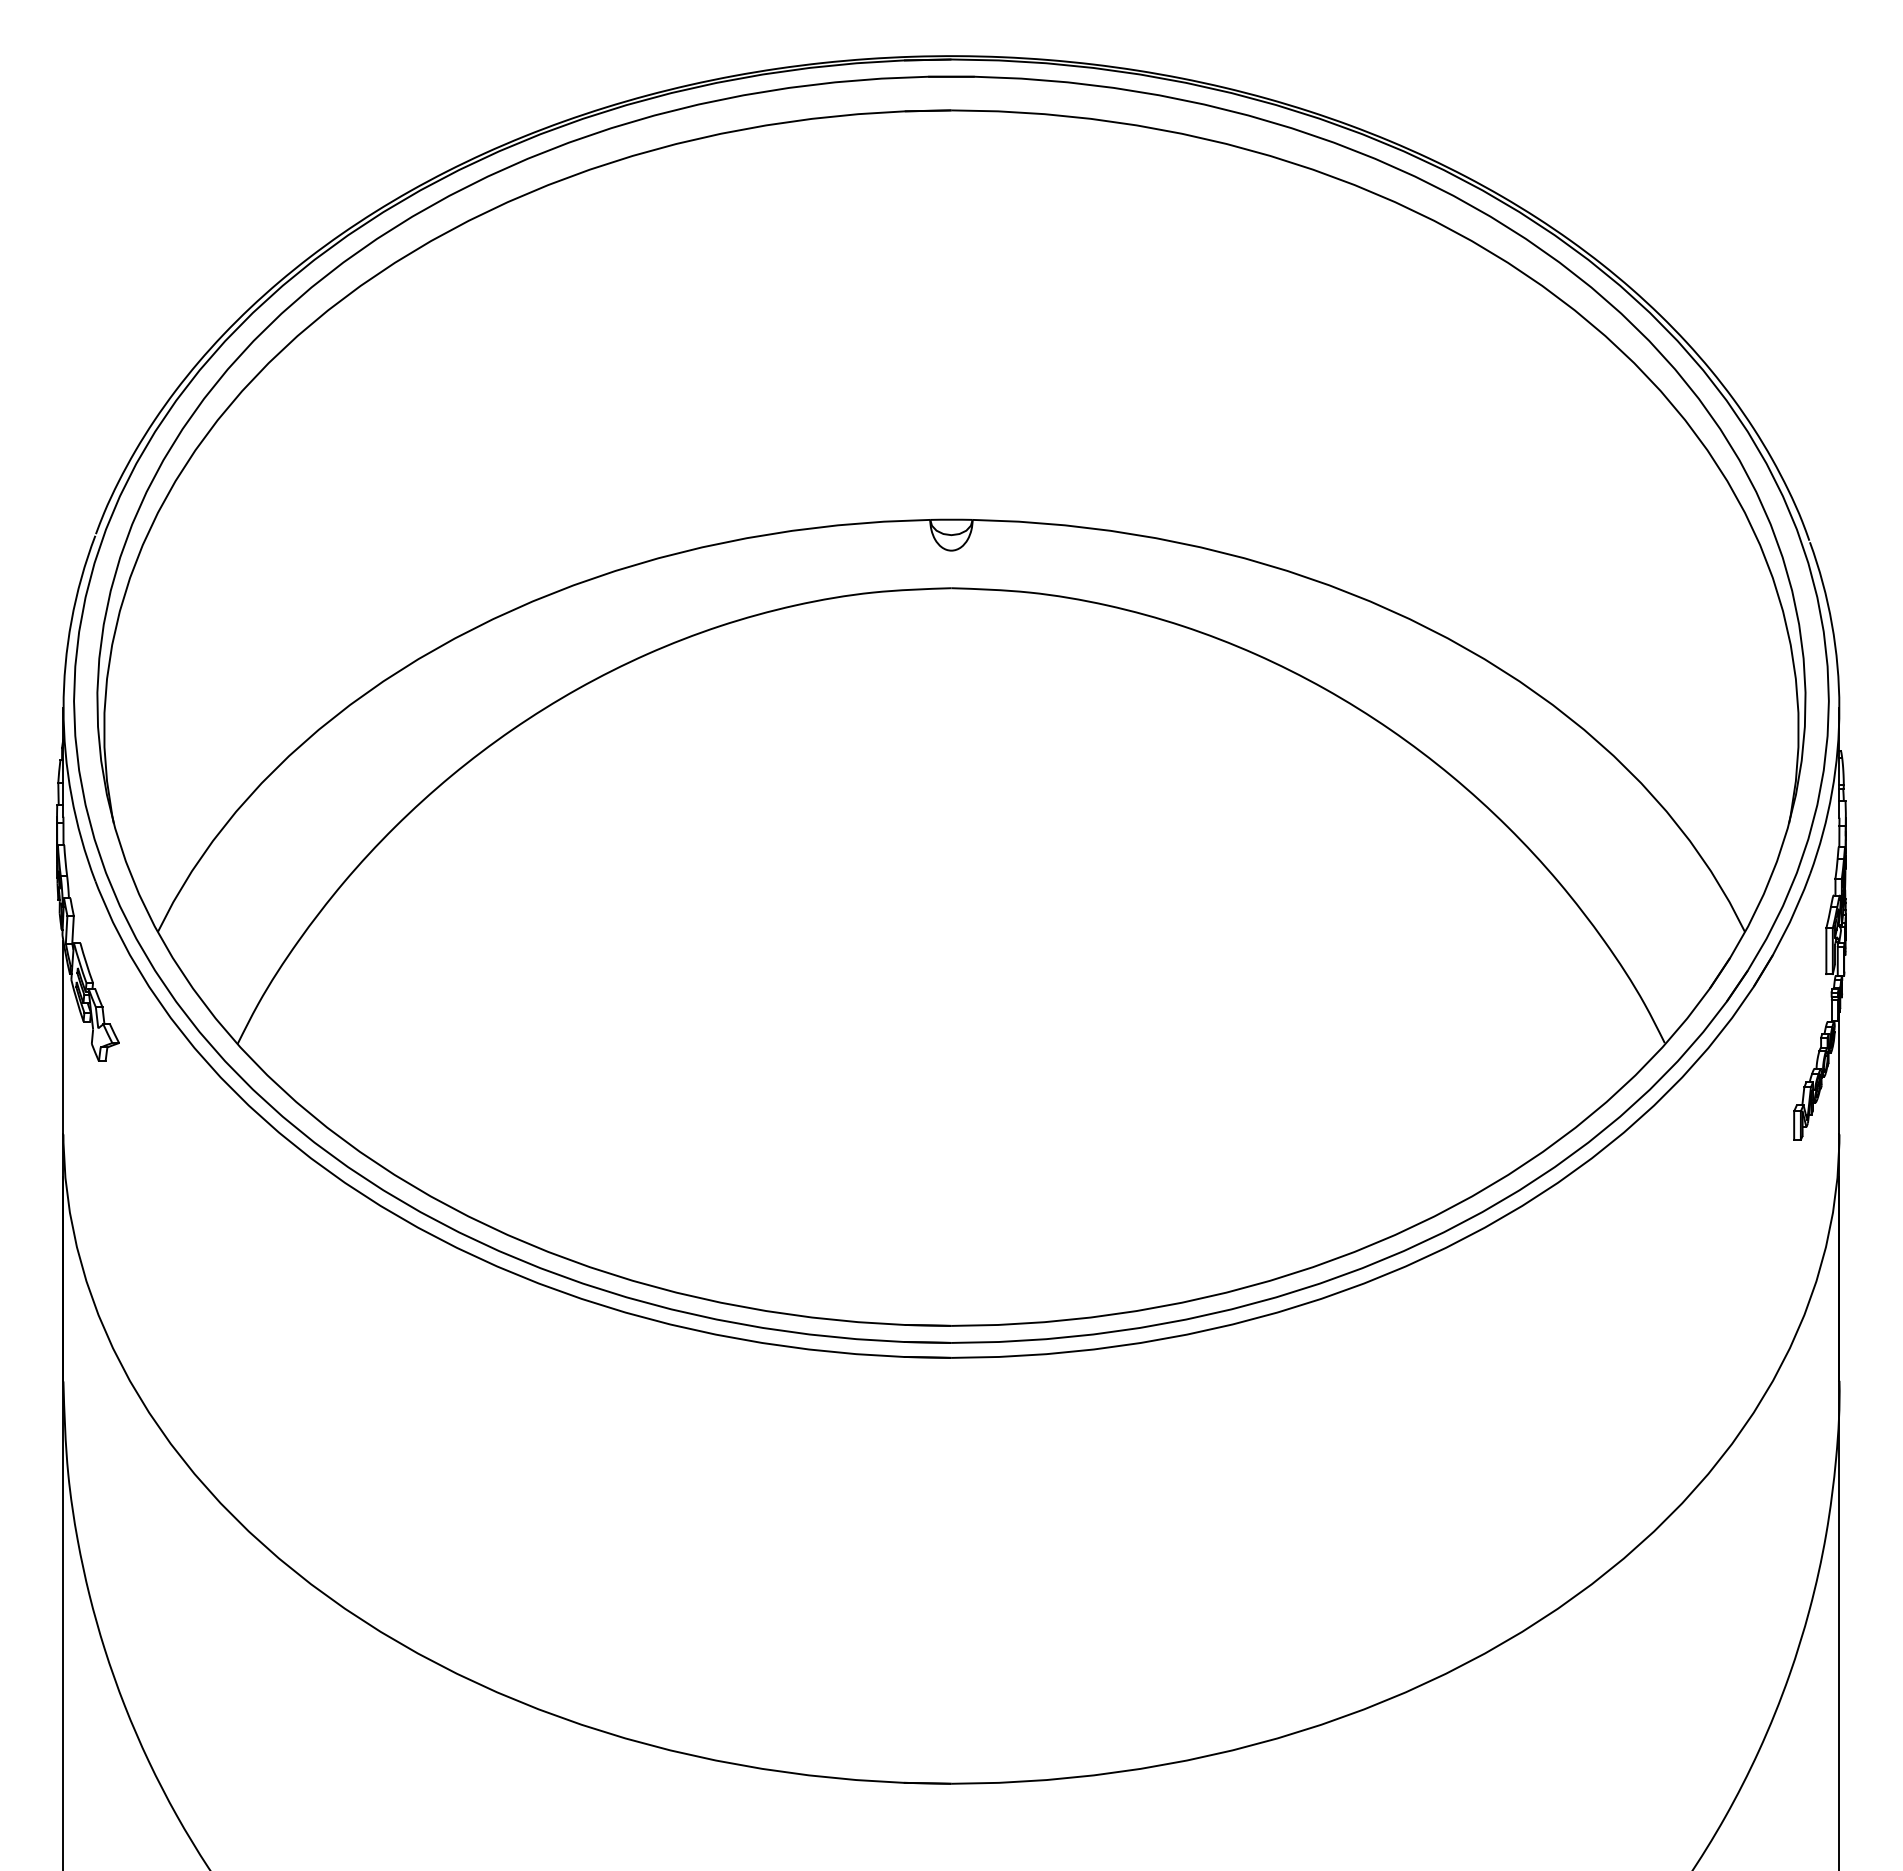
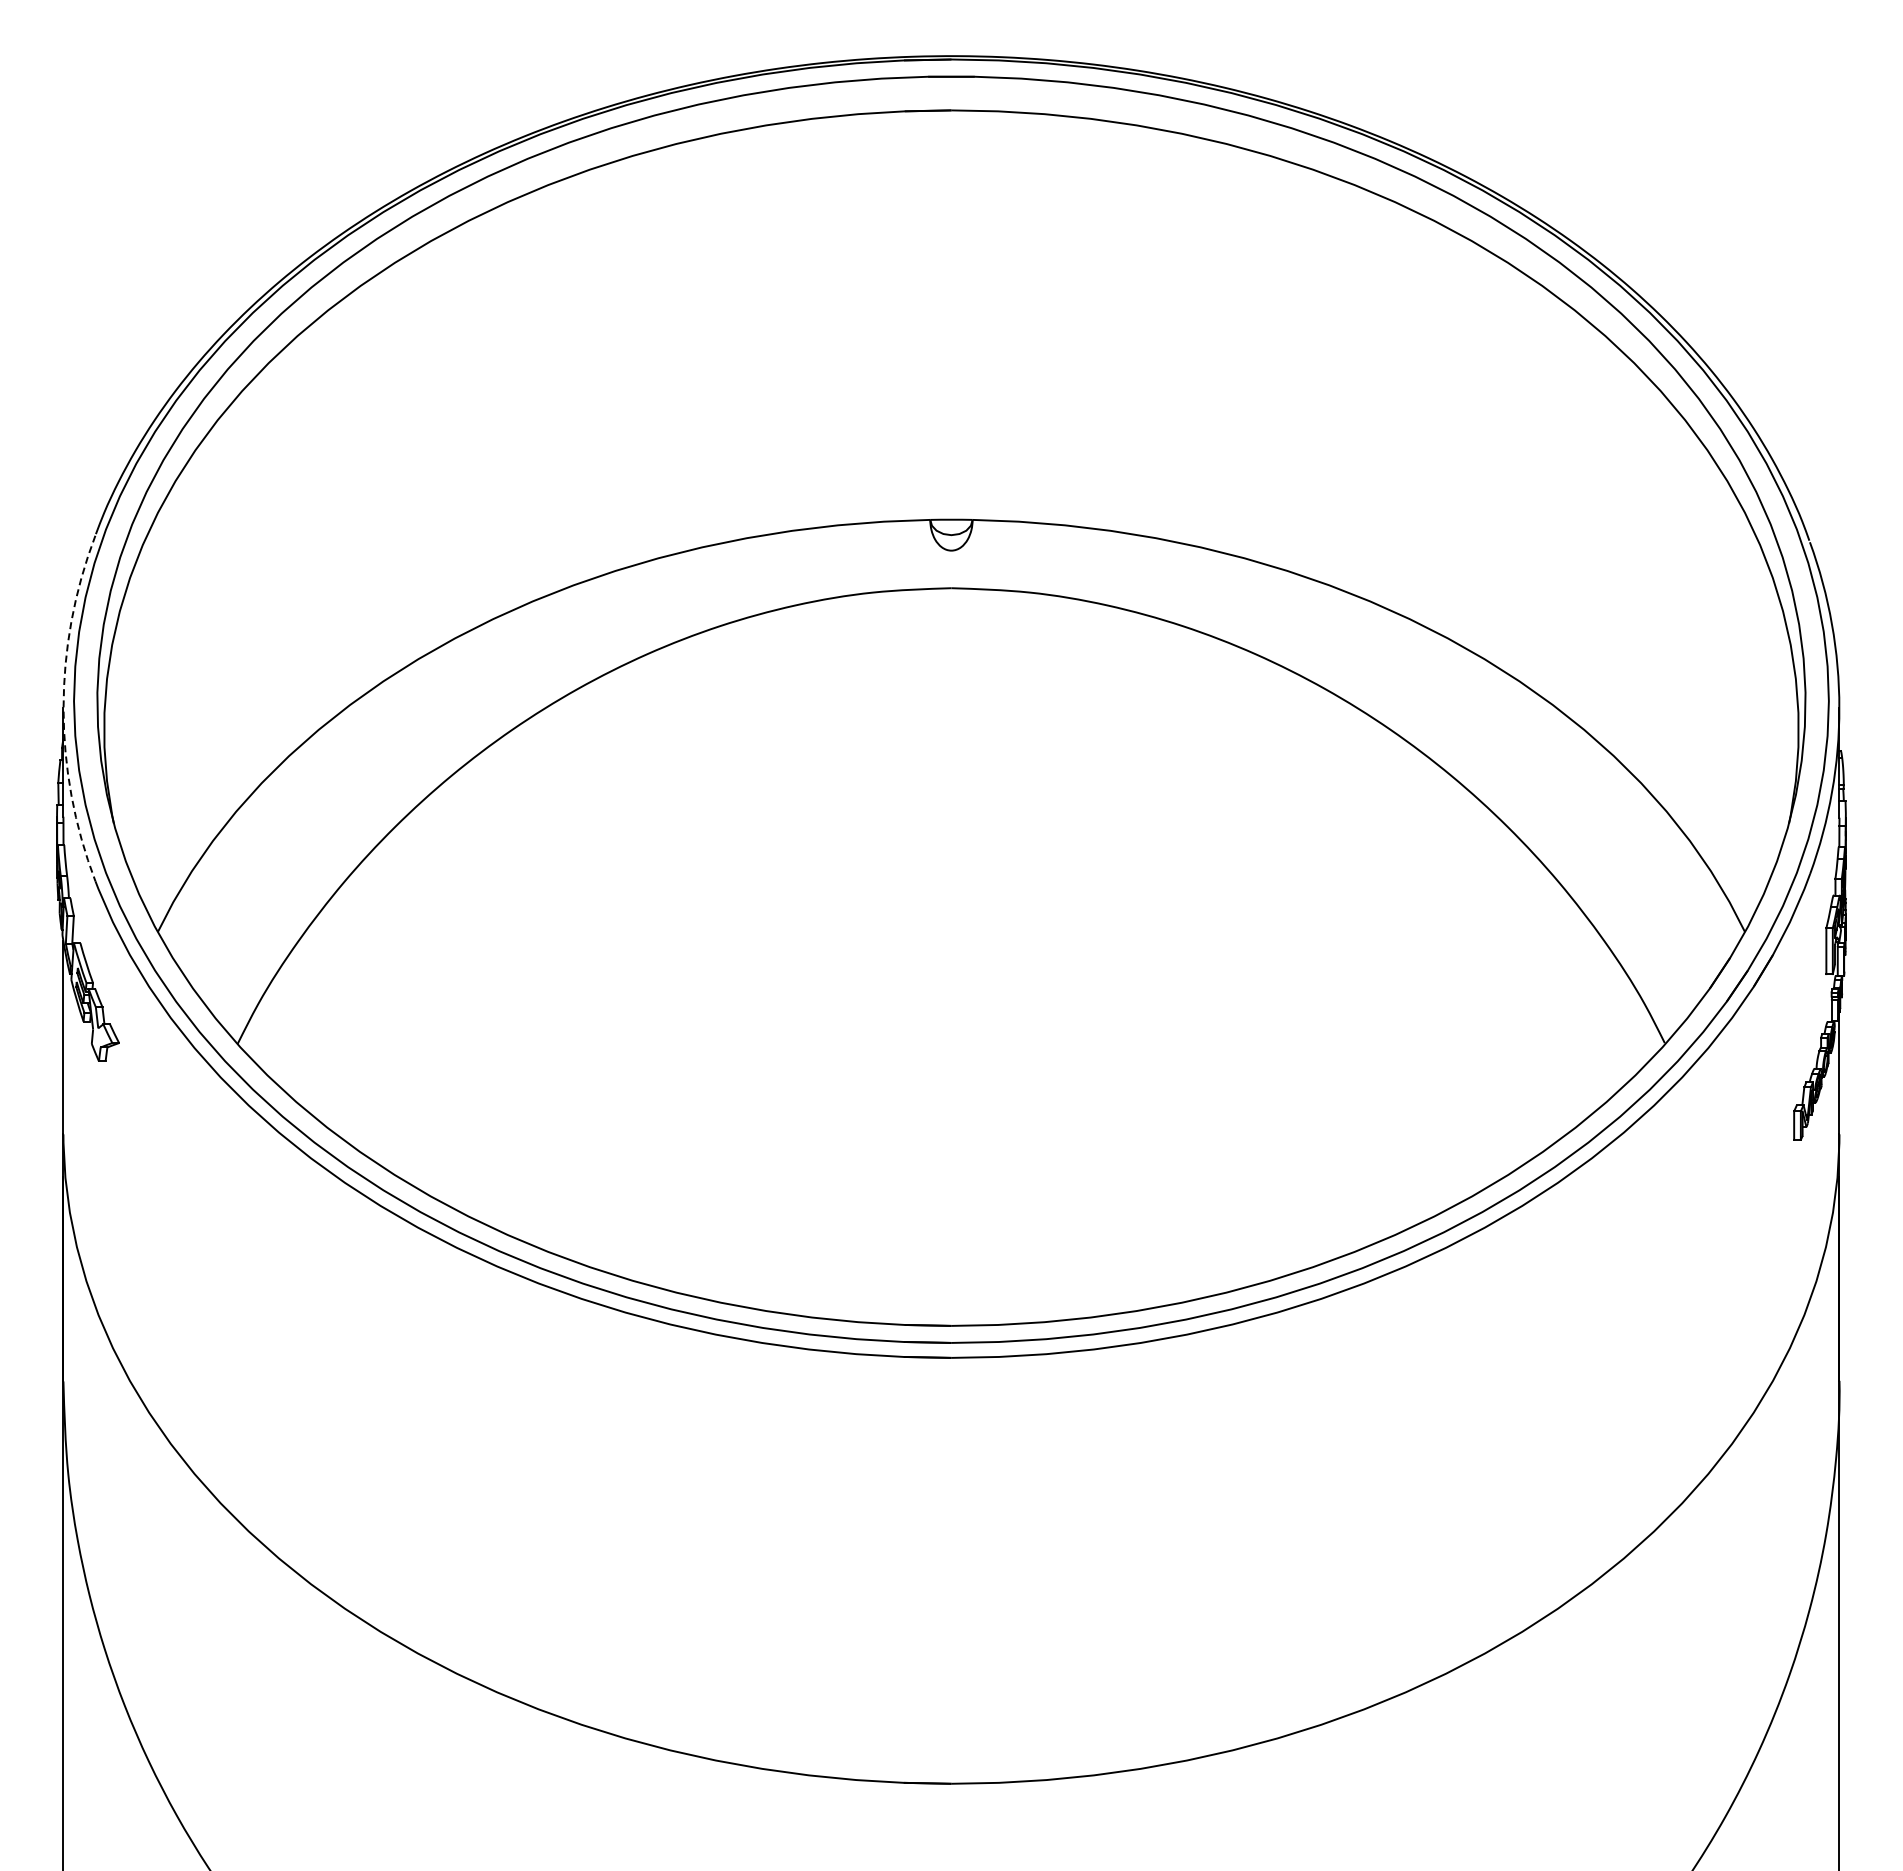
arc: solid -> dashed (63, 708)
